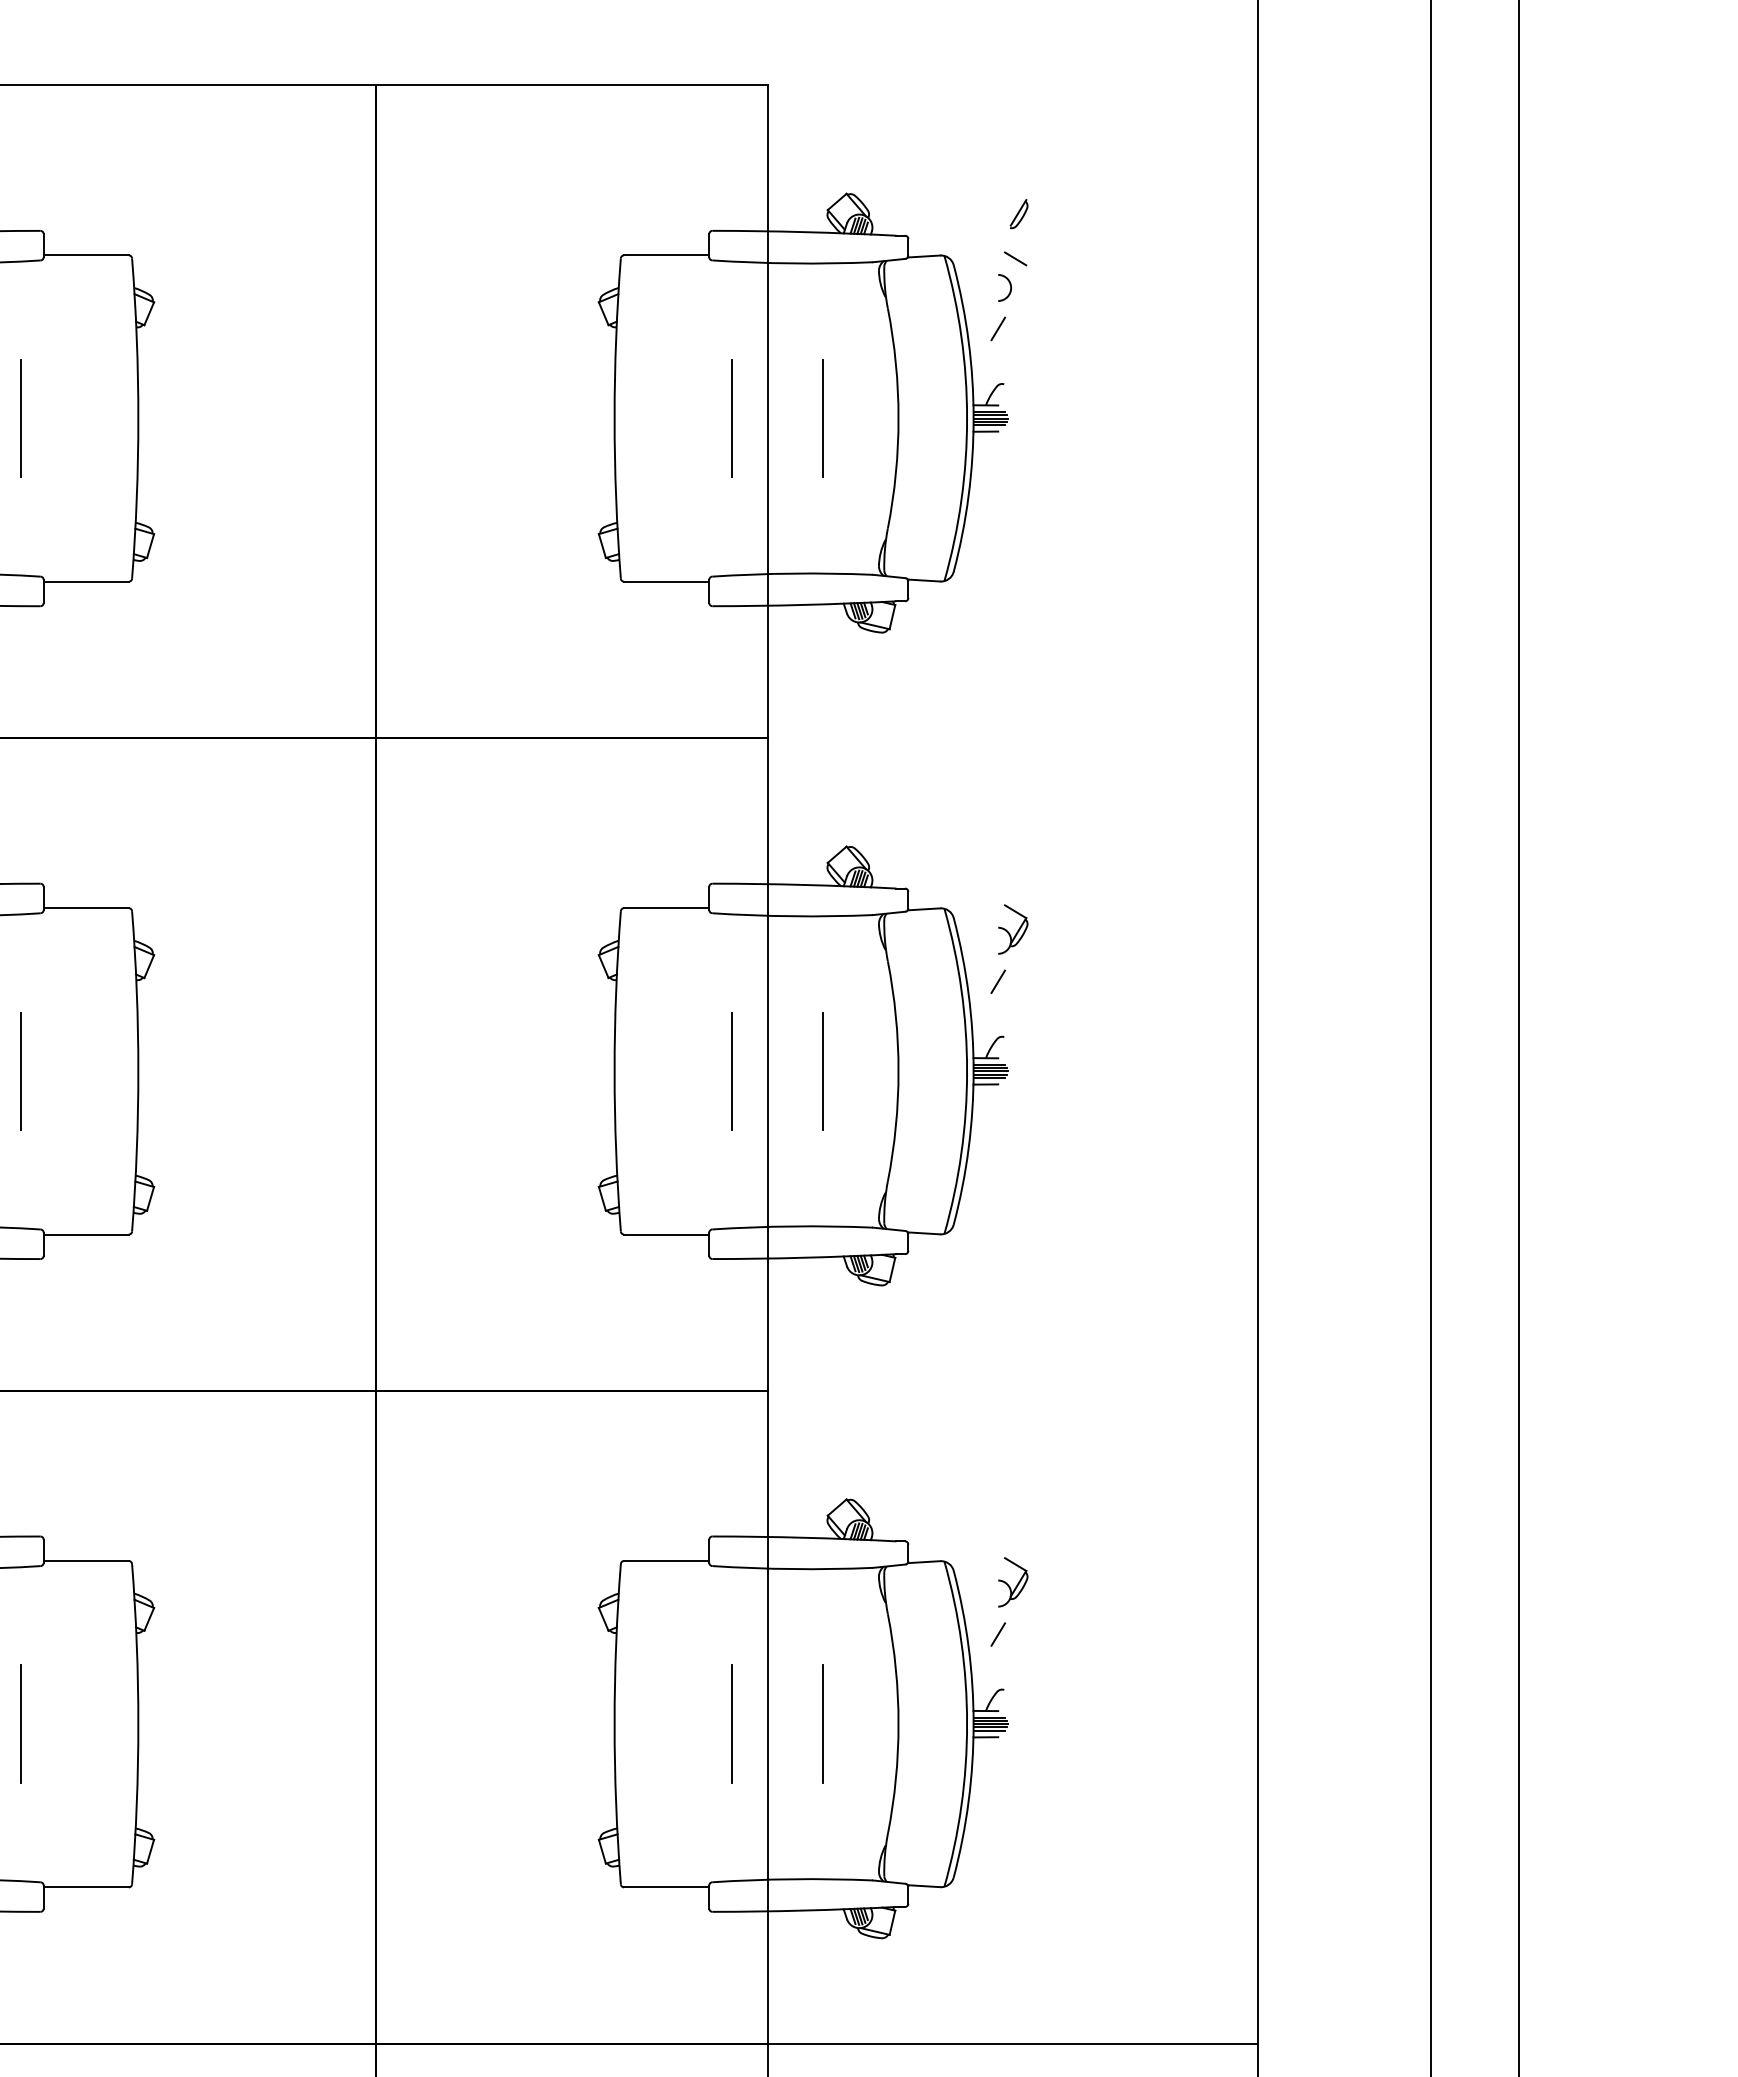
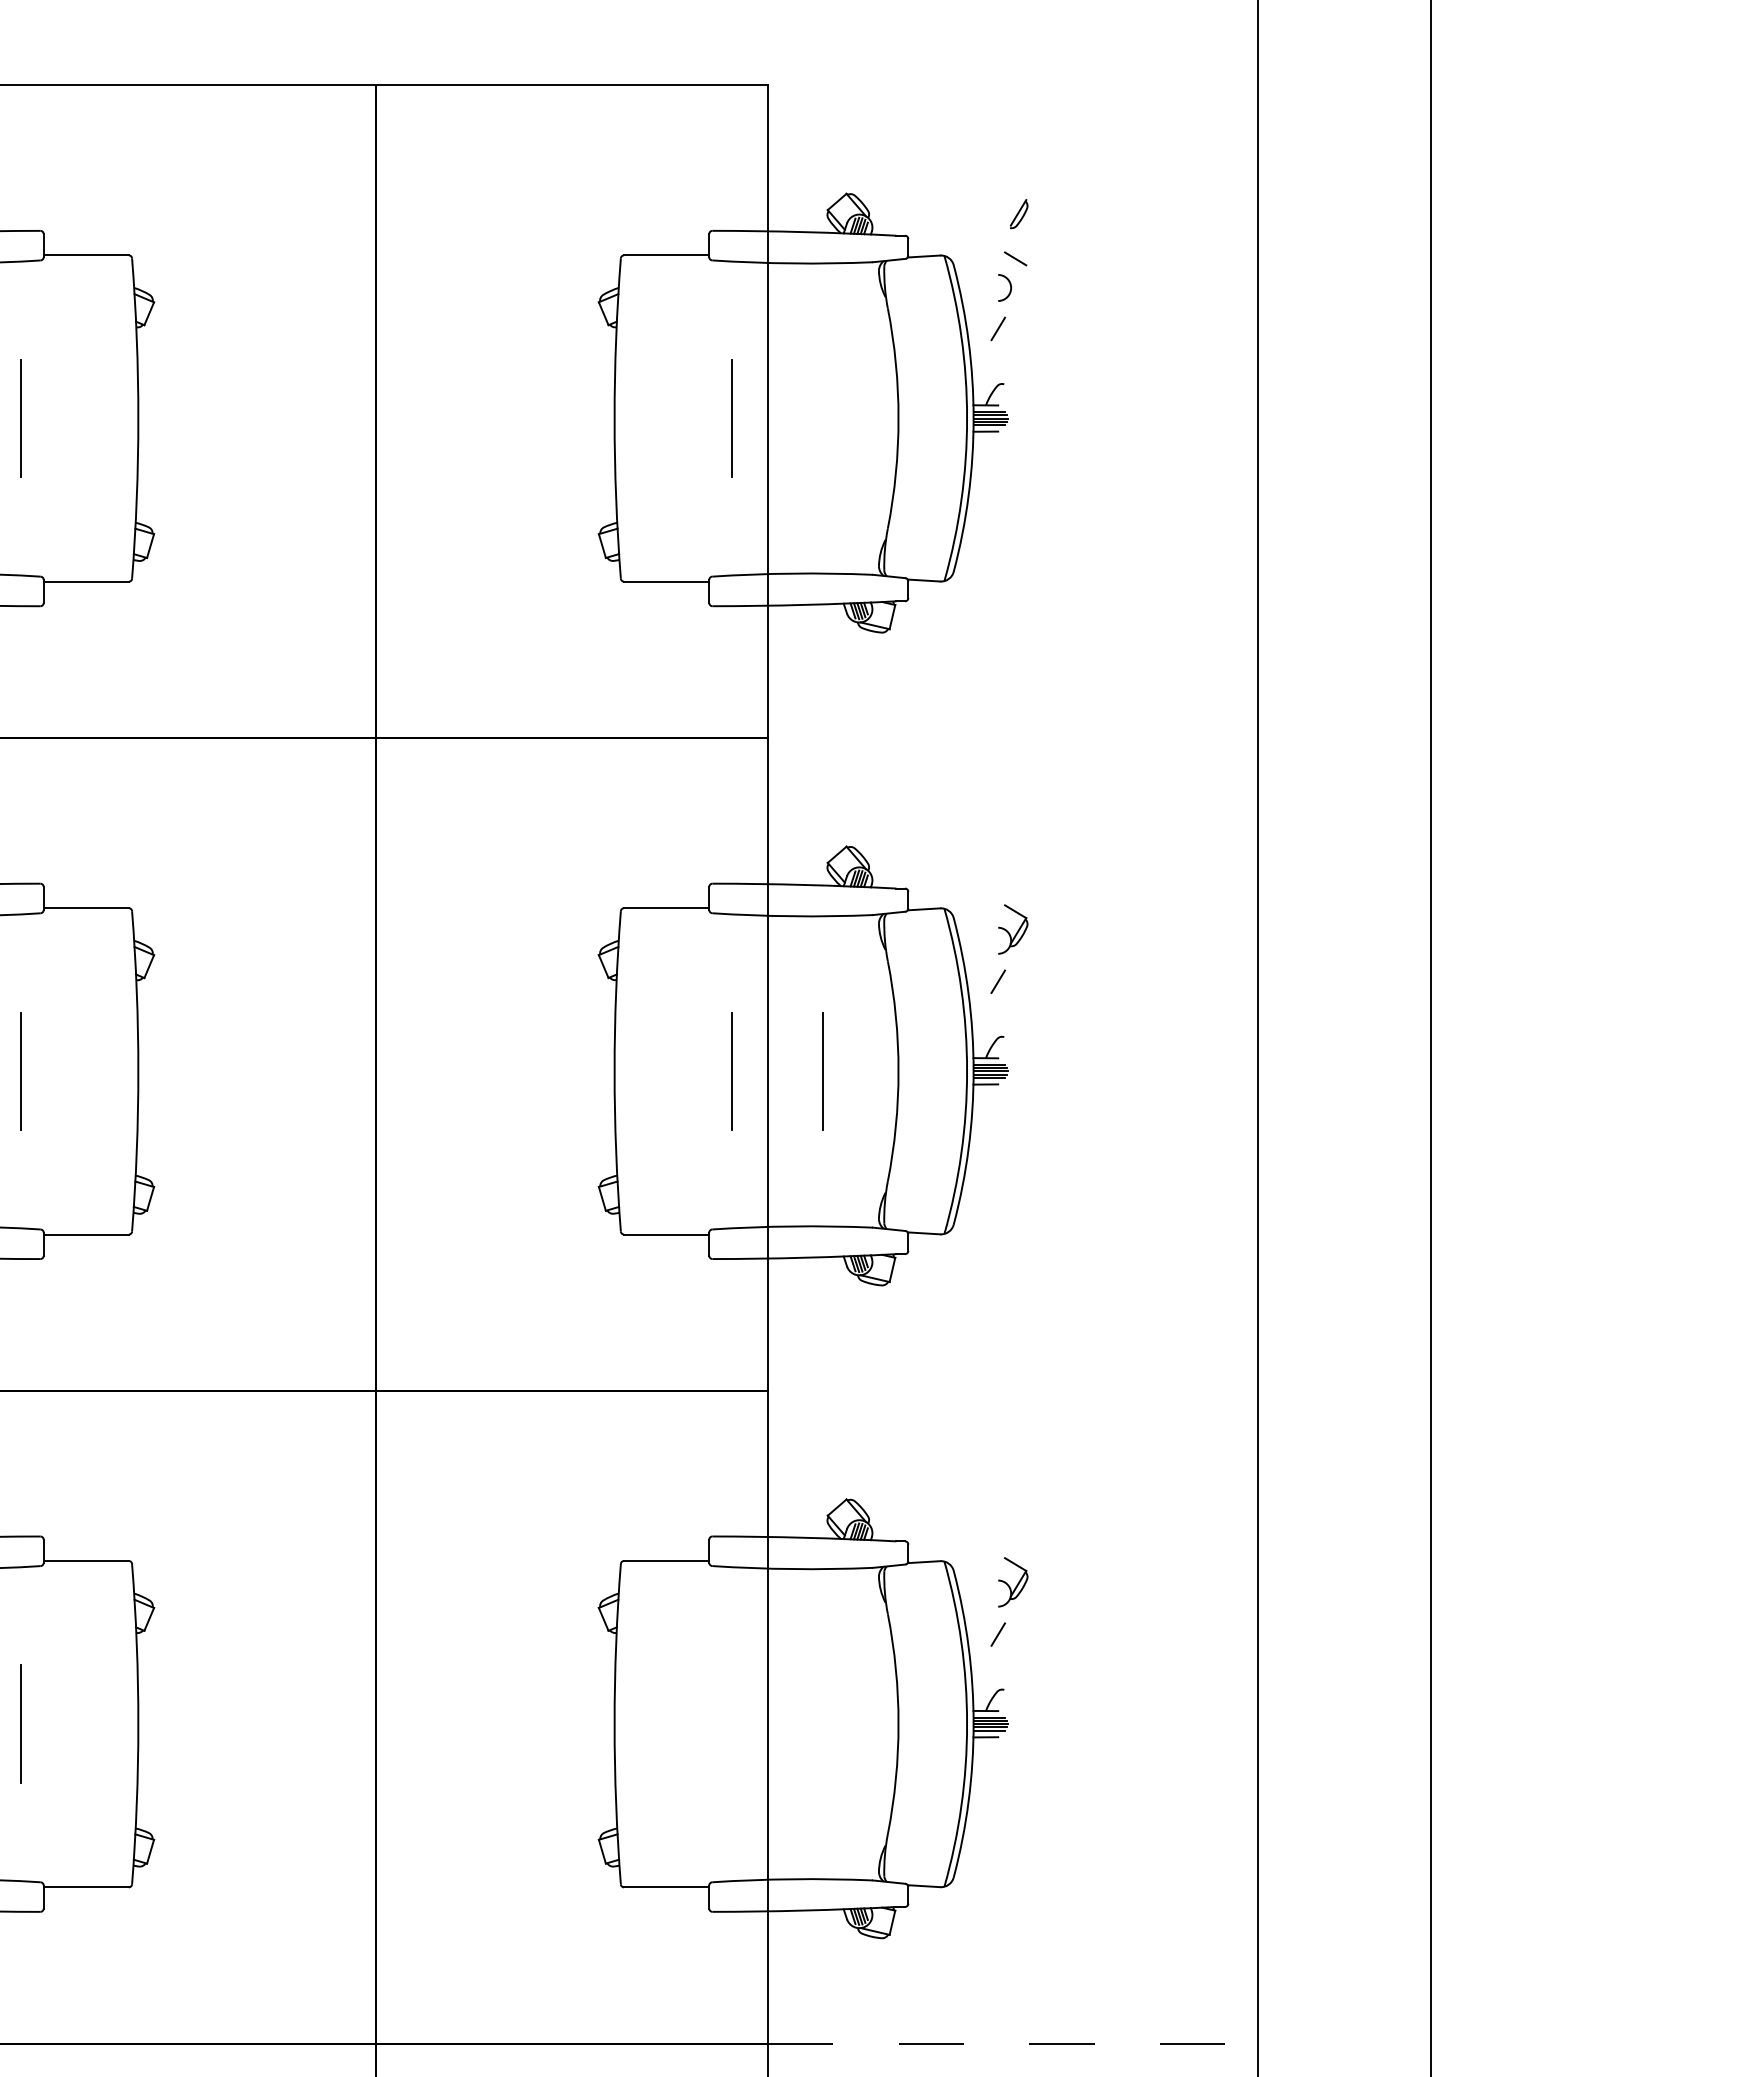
line: present -> none (822, 418)
line: present -> none (1518, 1037)
line: present -> none (731, 1723)
line: present -> none (823, 1723)
line: solid -> dashed (1012, 2043)
